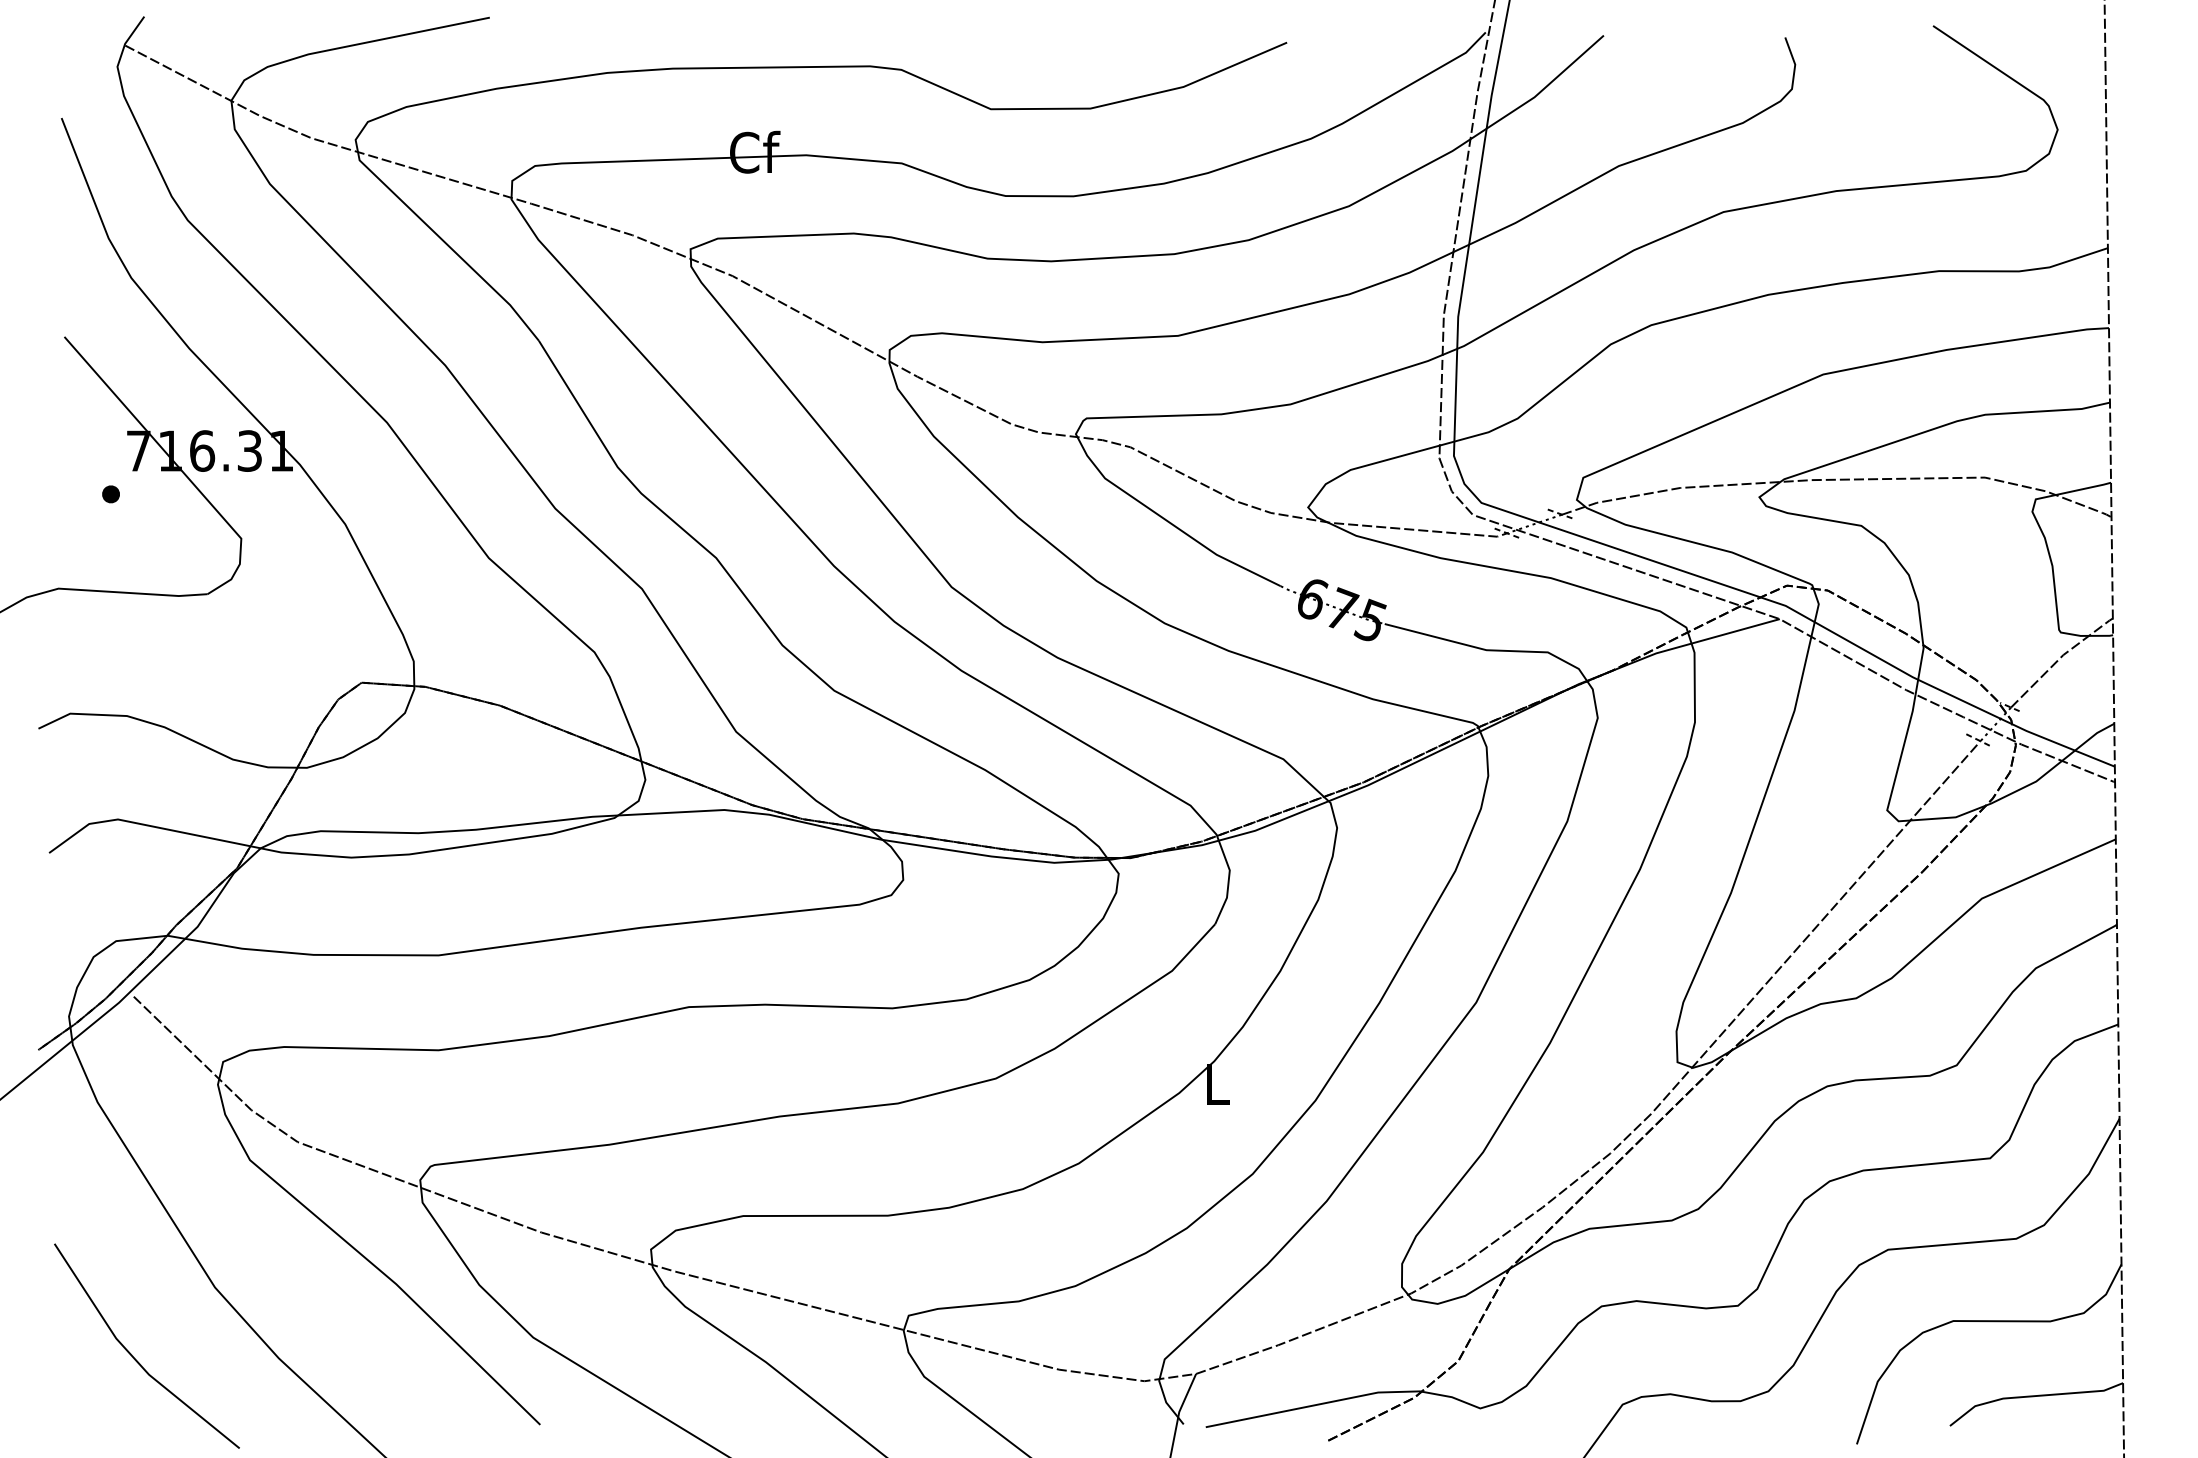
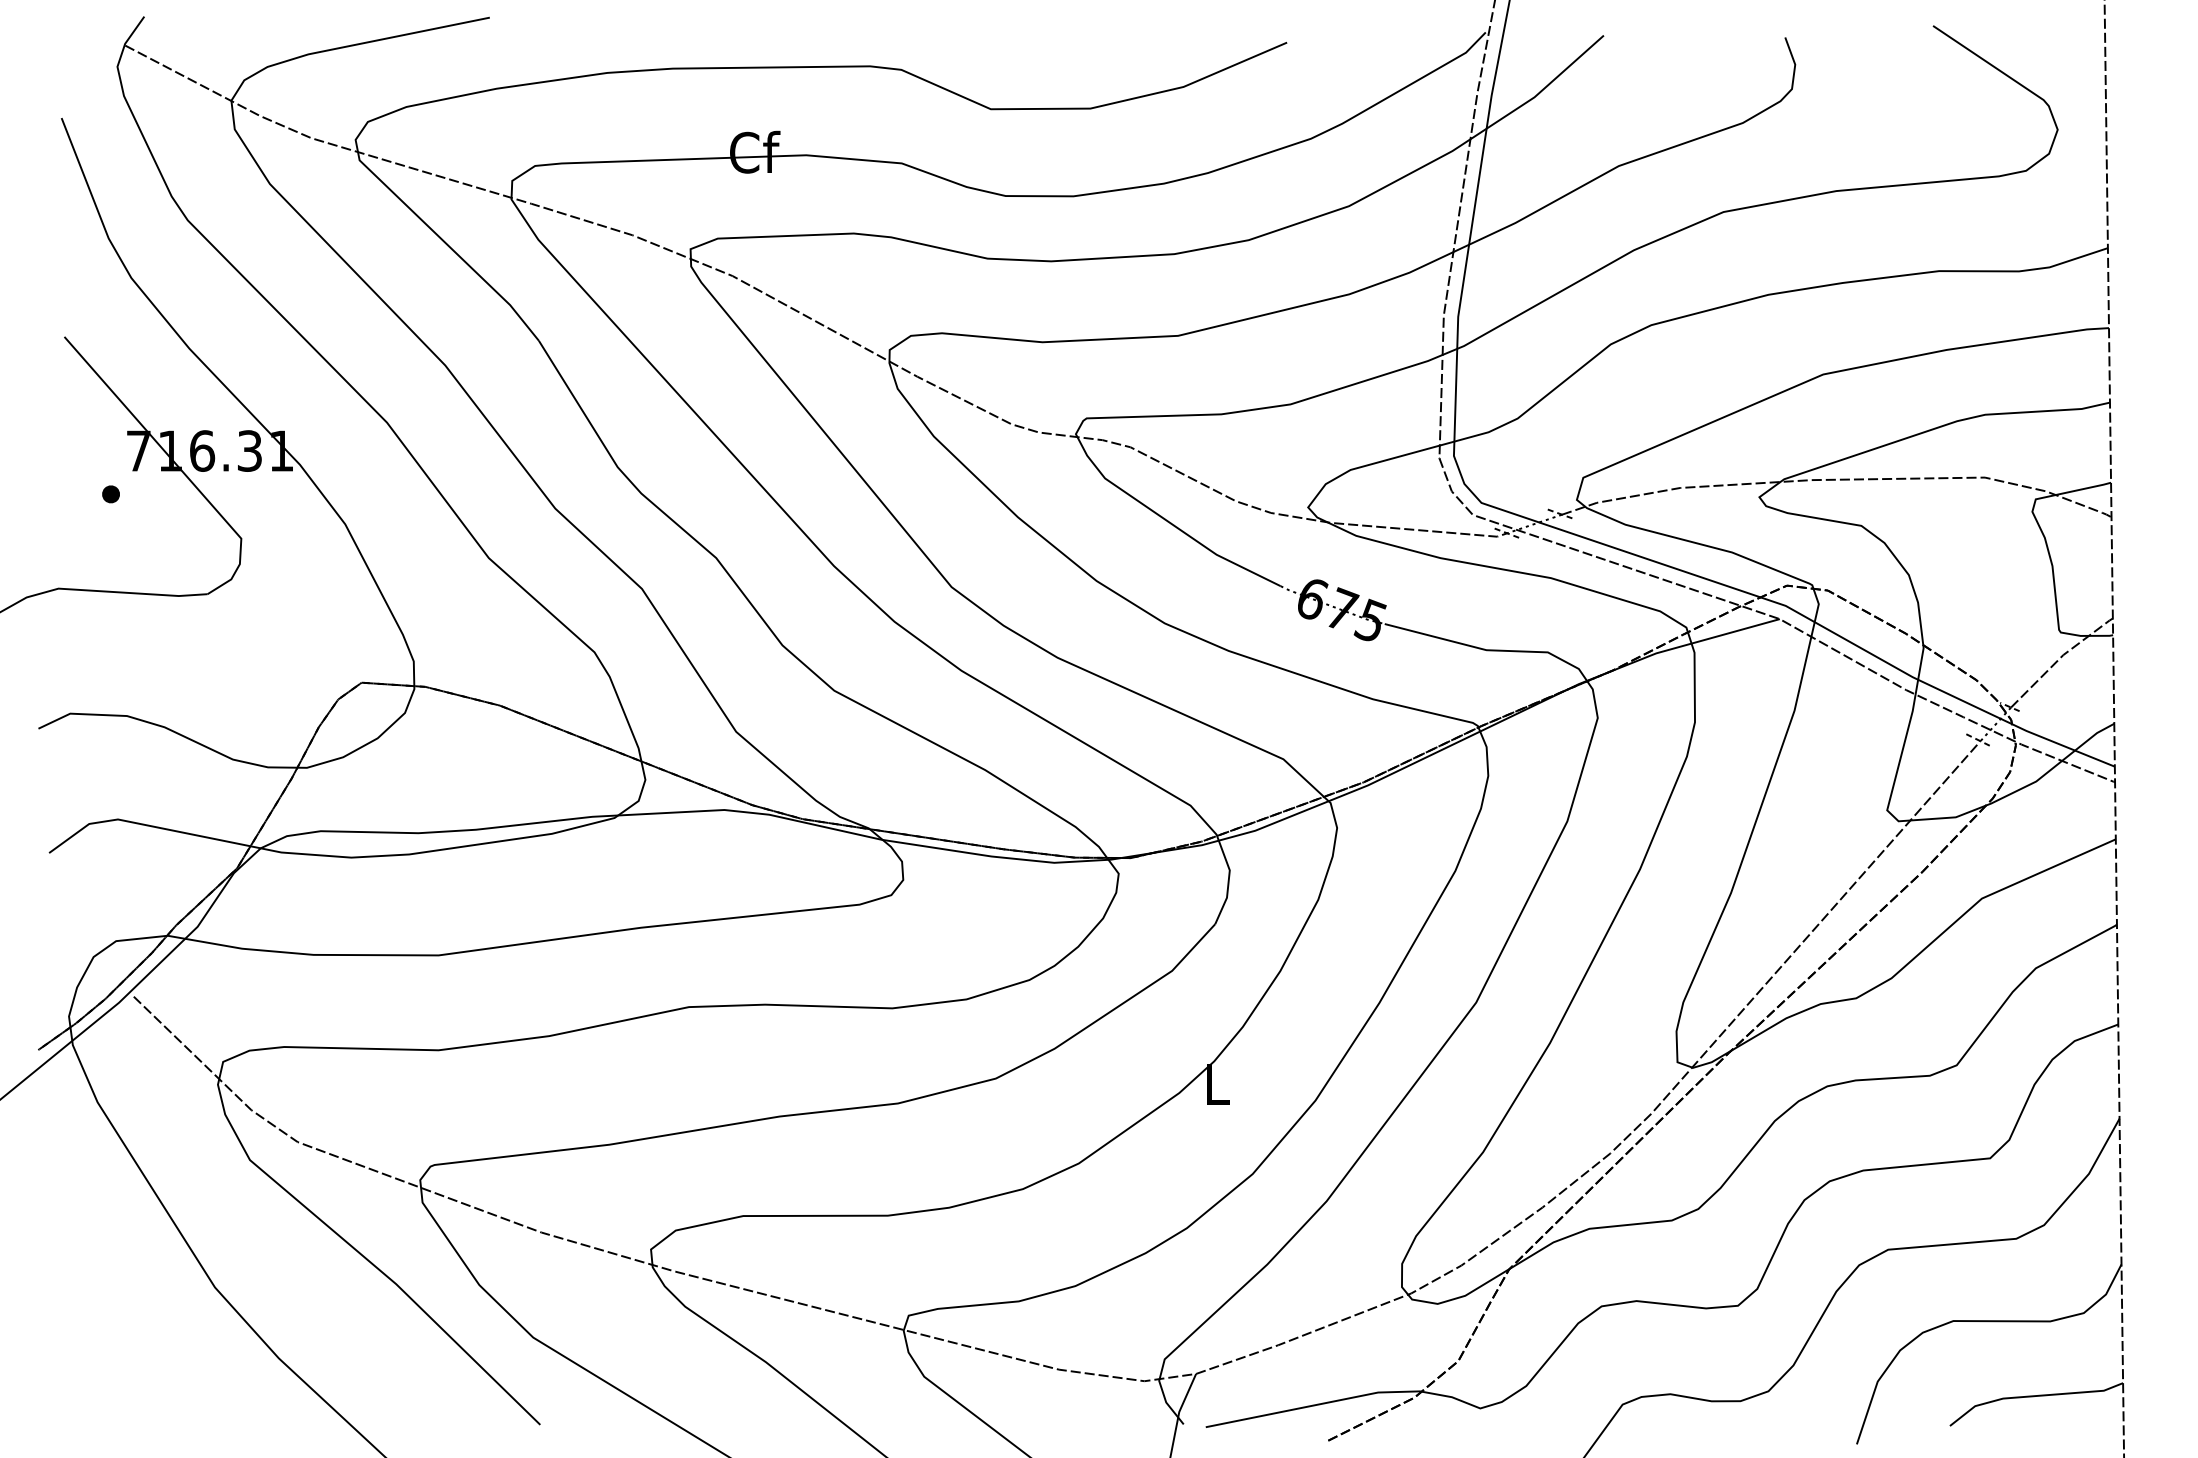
line: present -> none (132, 1354)
